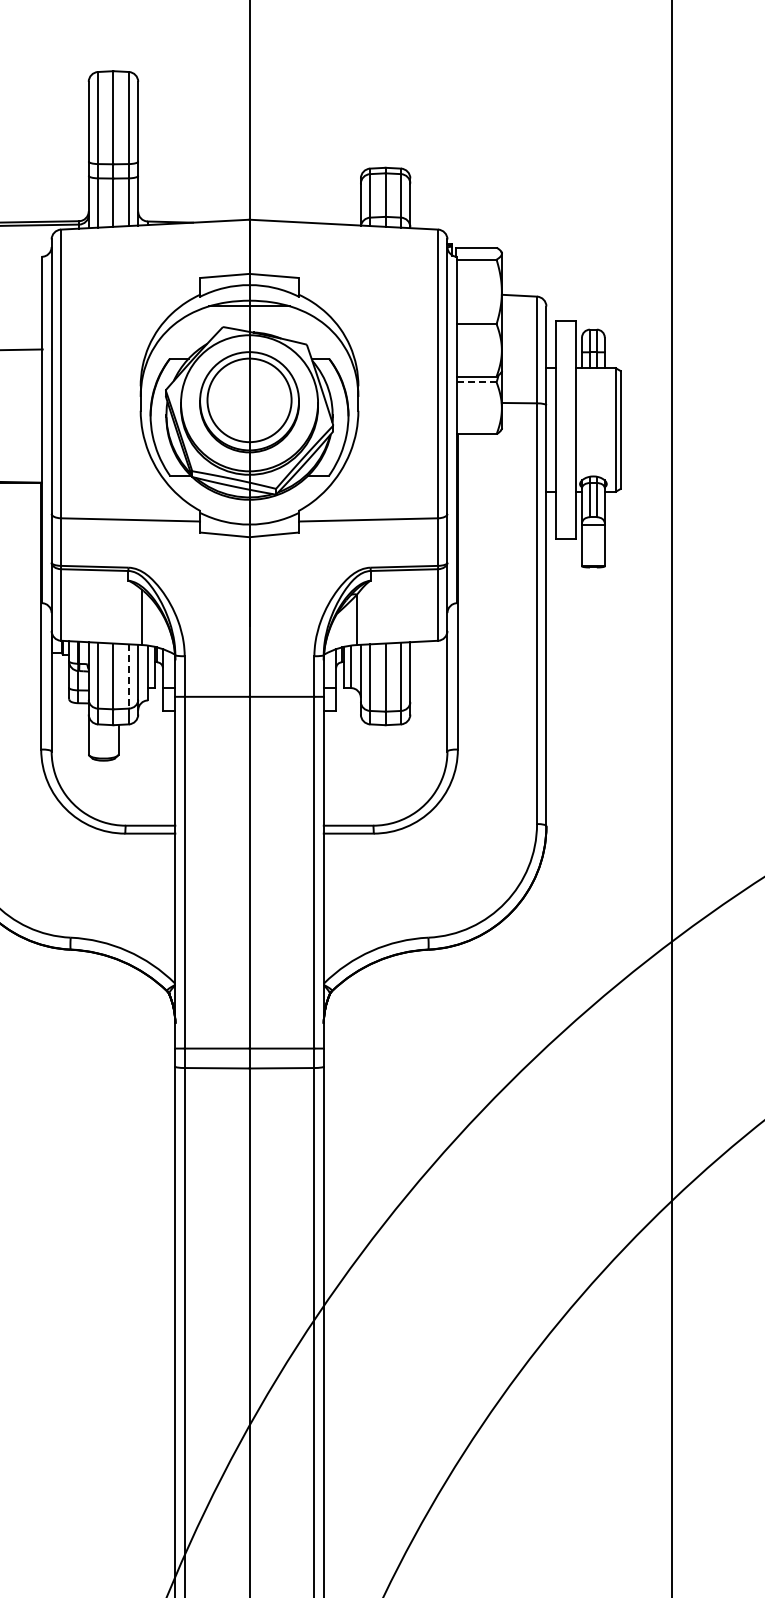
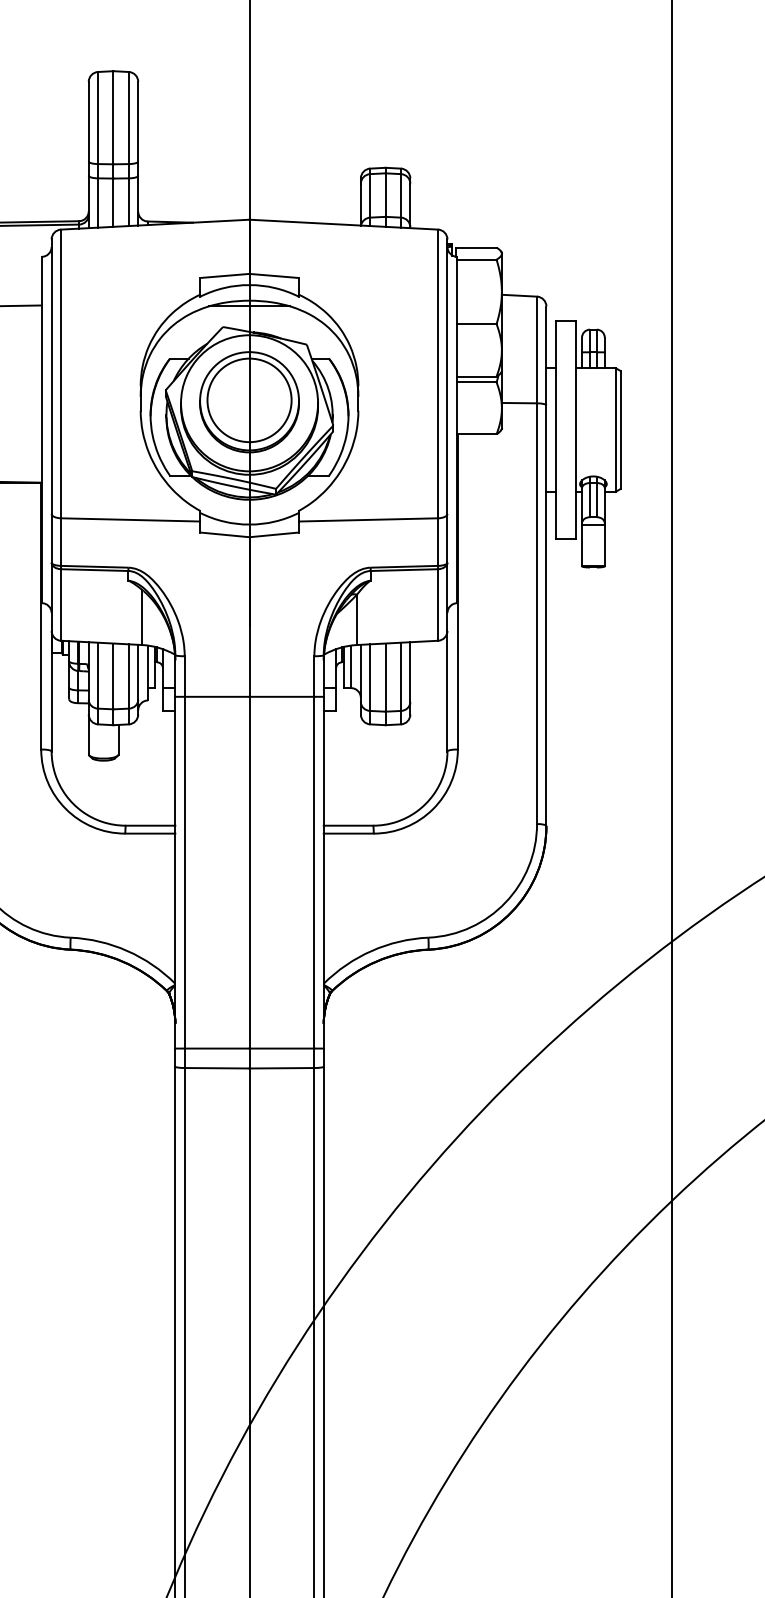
line position: (22, 349) -> (21, 305) (21, 305)
line: dashed -> solid (476, 382)
line: dashed -> solid (128, 676)
